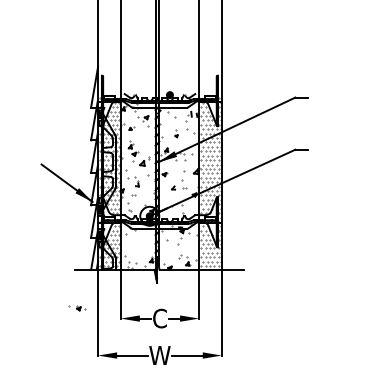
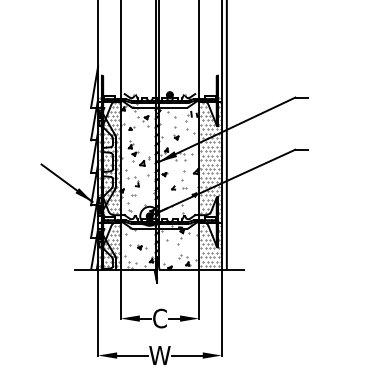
part size: 5x10 px -> 7x15 px (176, 133)
line: none -> present (226, 135)
part position: (77, 308) -> (138, 247) (138, 247)
